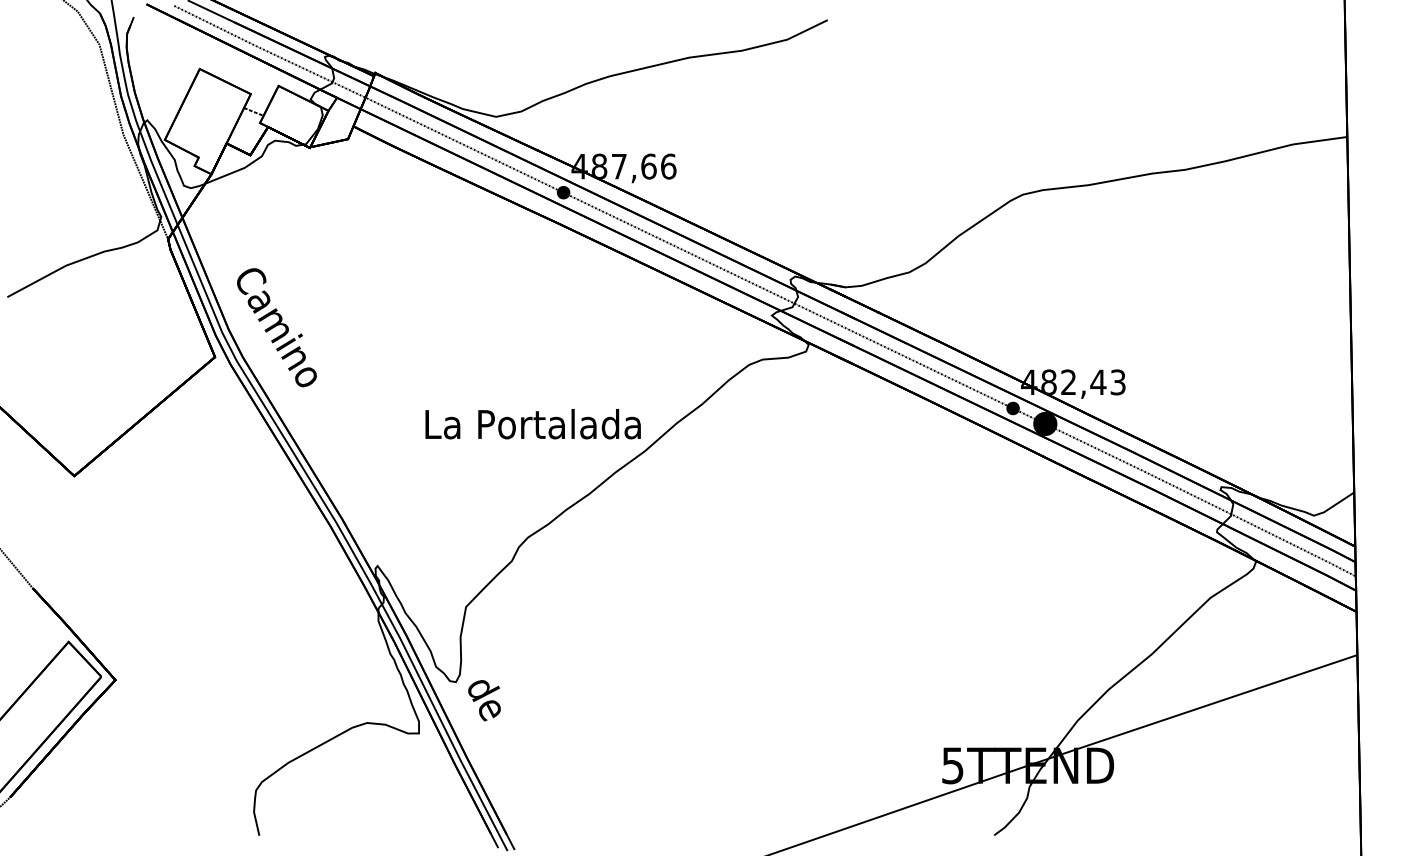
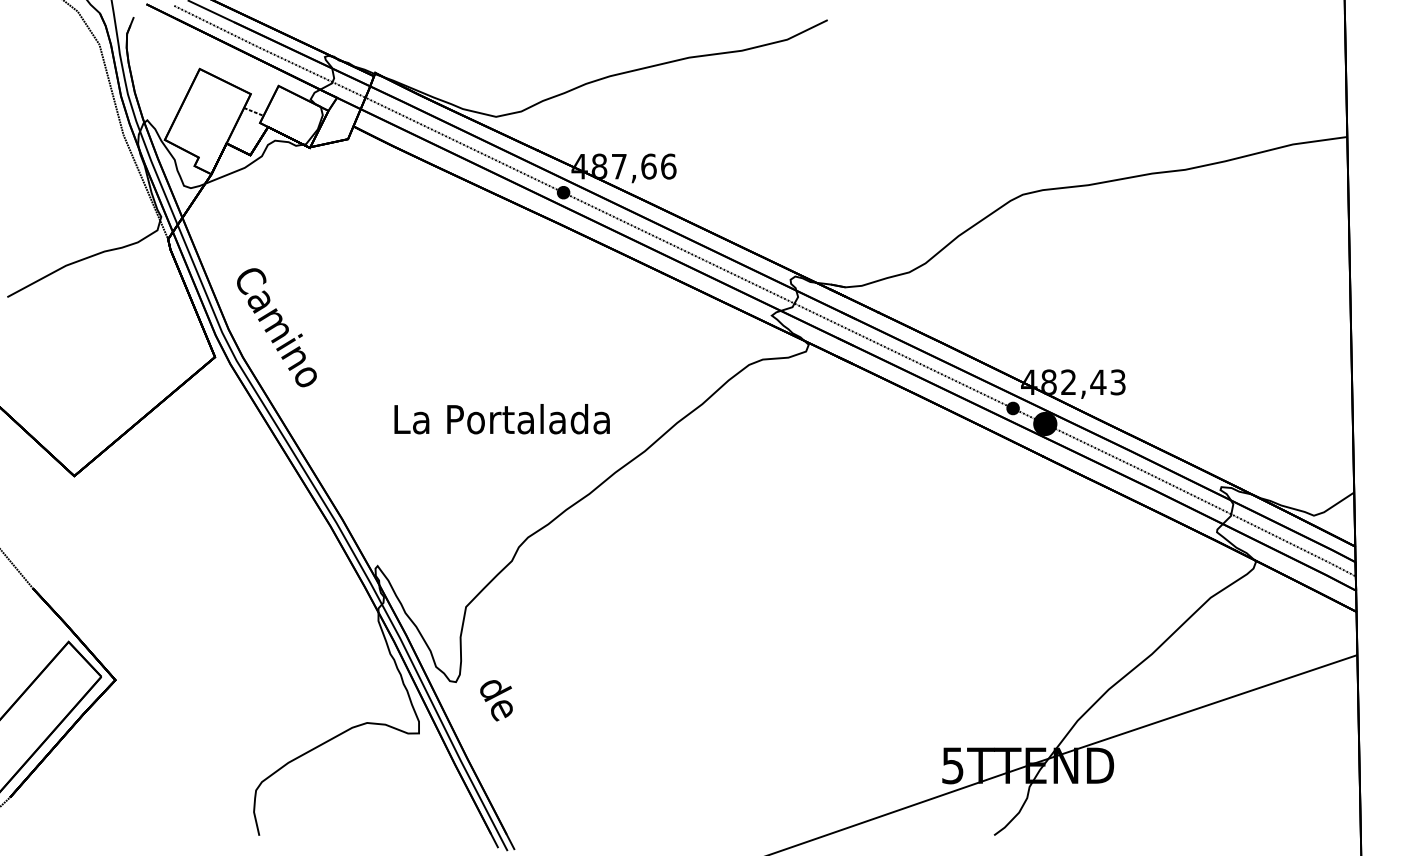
text position: (532, 424) -> (501, 419) (501, 419)
text position: (484, 700) -> (496, 700) (496, 700)
